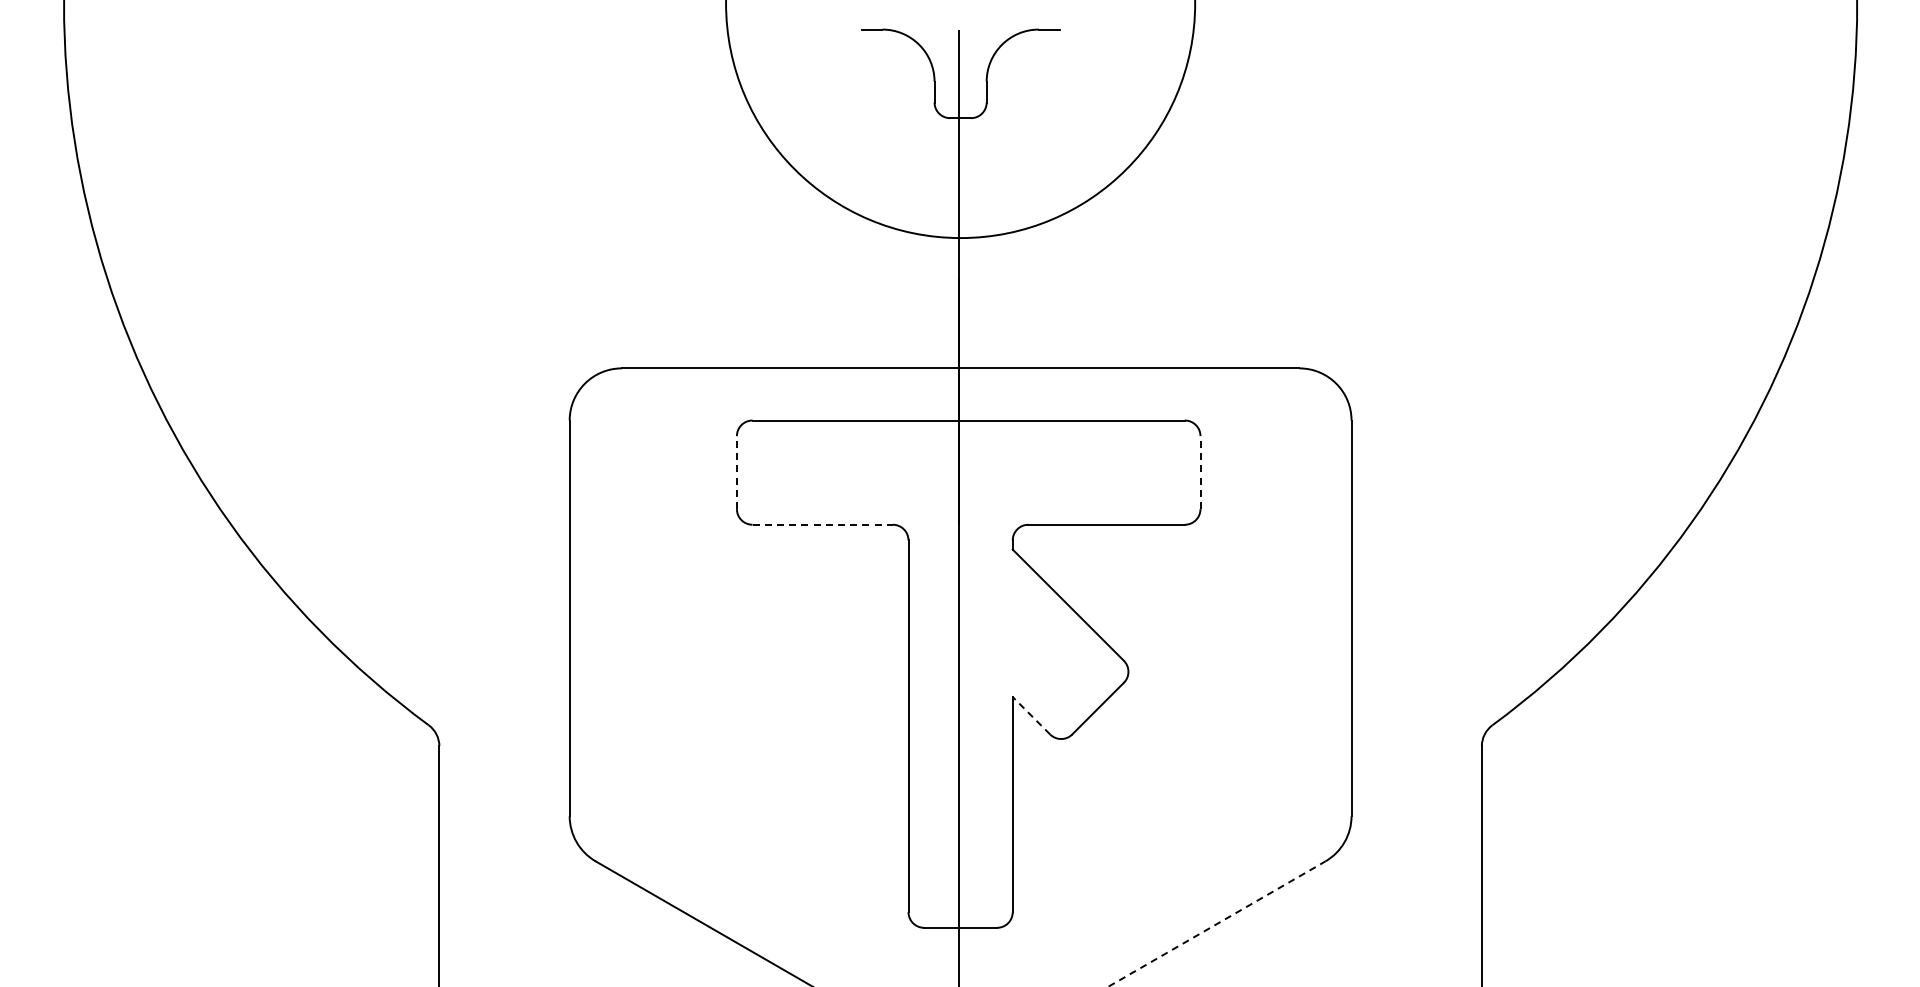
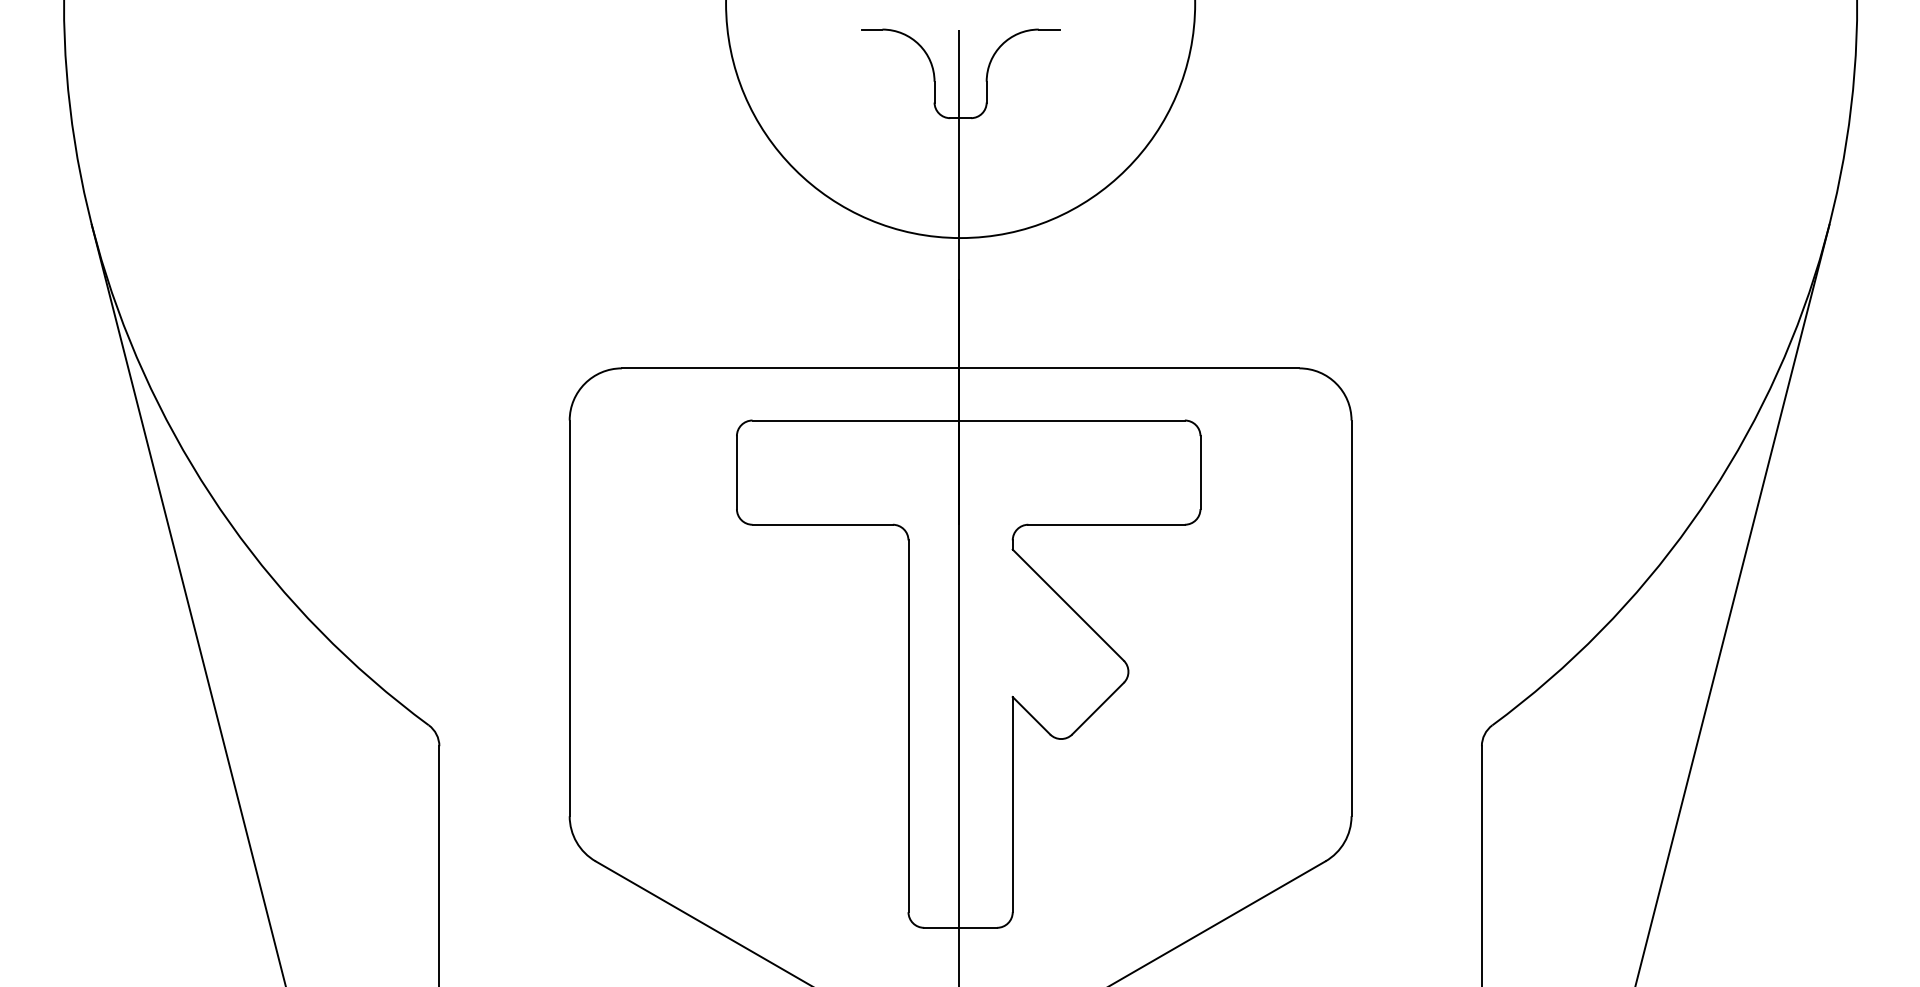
line: dashed -> solid (736, 472)
line: dashed -> solid (1200, 472)
line: dashed -> solid (823, 524)
line: none -> present (188, 603)
line: none -> present (1732, 603)
line: dashed -> solid (1031, 715)
line: dashed -> solid (1217, 923)
